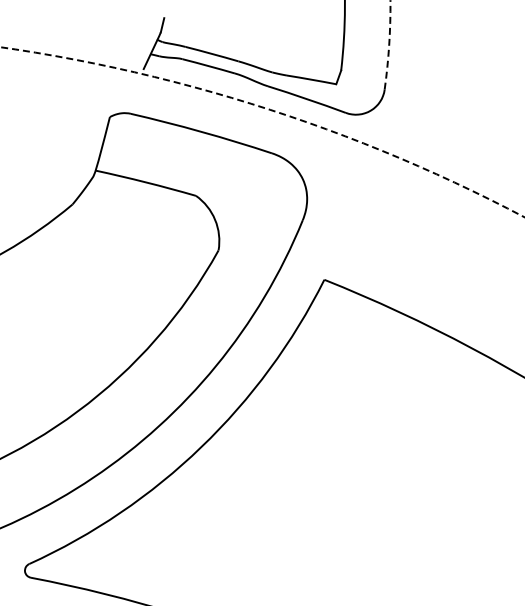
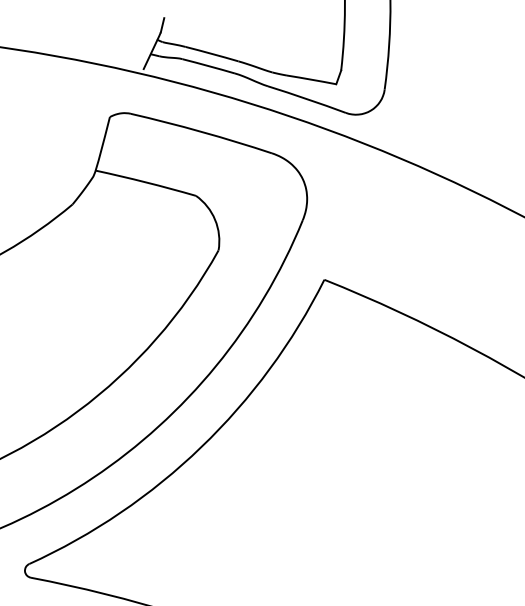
arc: dashed -> solid (389, 45)
circle: dashed -> solid (262, 132)
